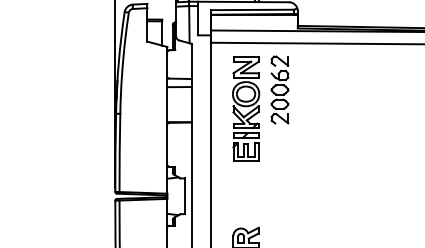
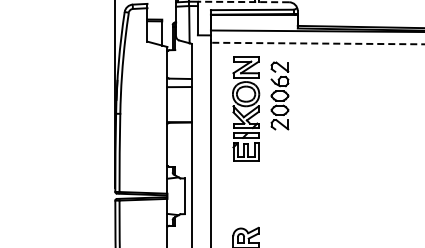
line: solid -> dashed (243, 2)
line: solid -> dashed (317, 43)
part position: (279, 89) -> (279, 95) (279, 95)
